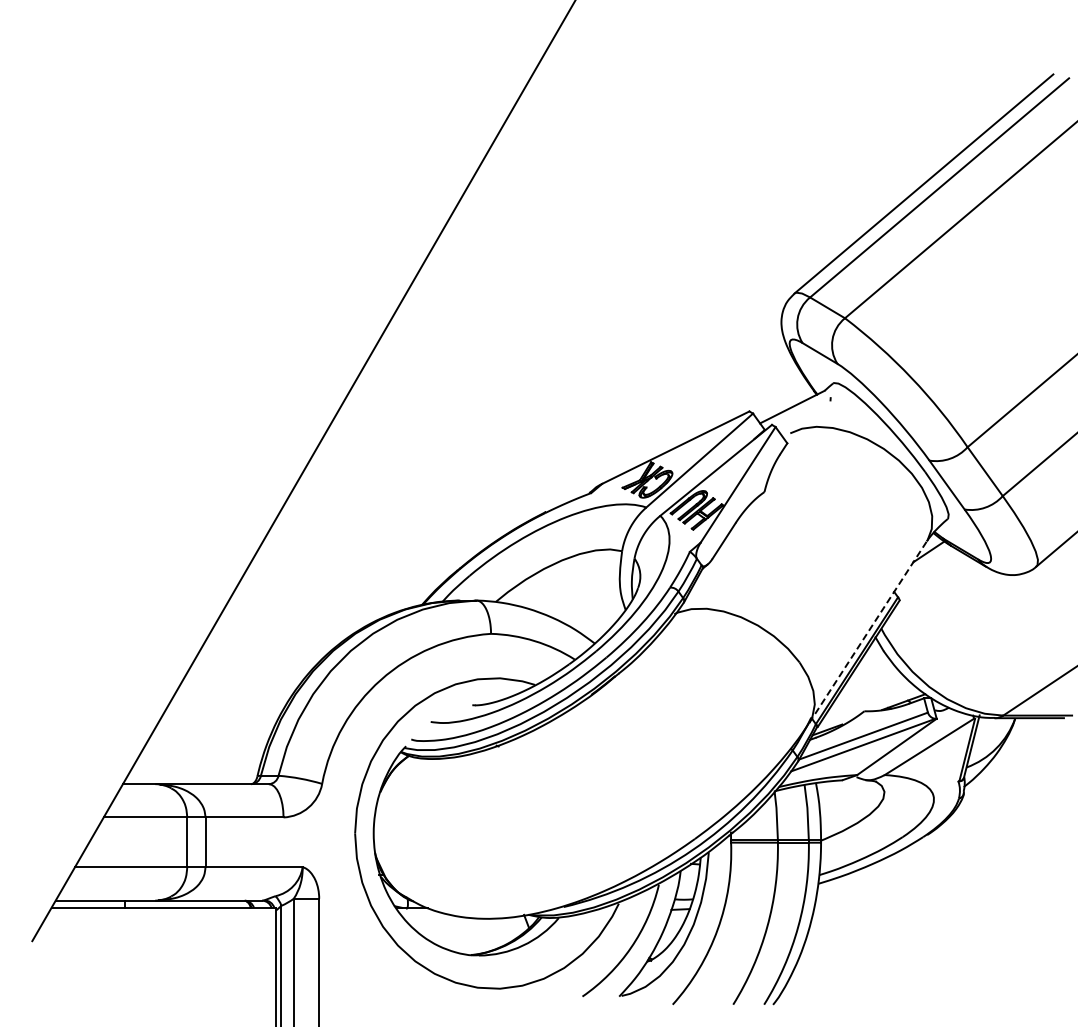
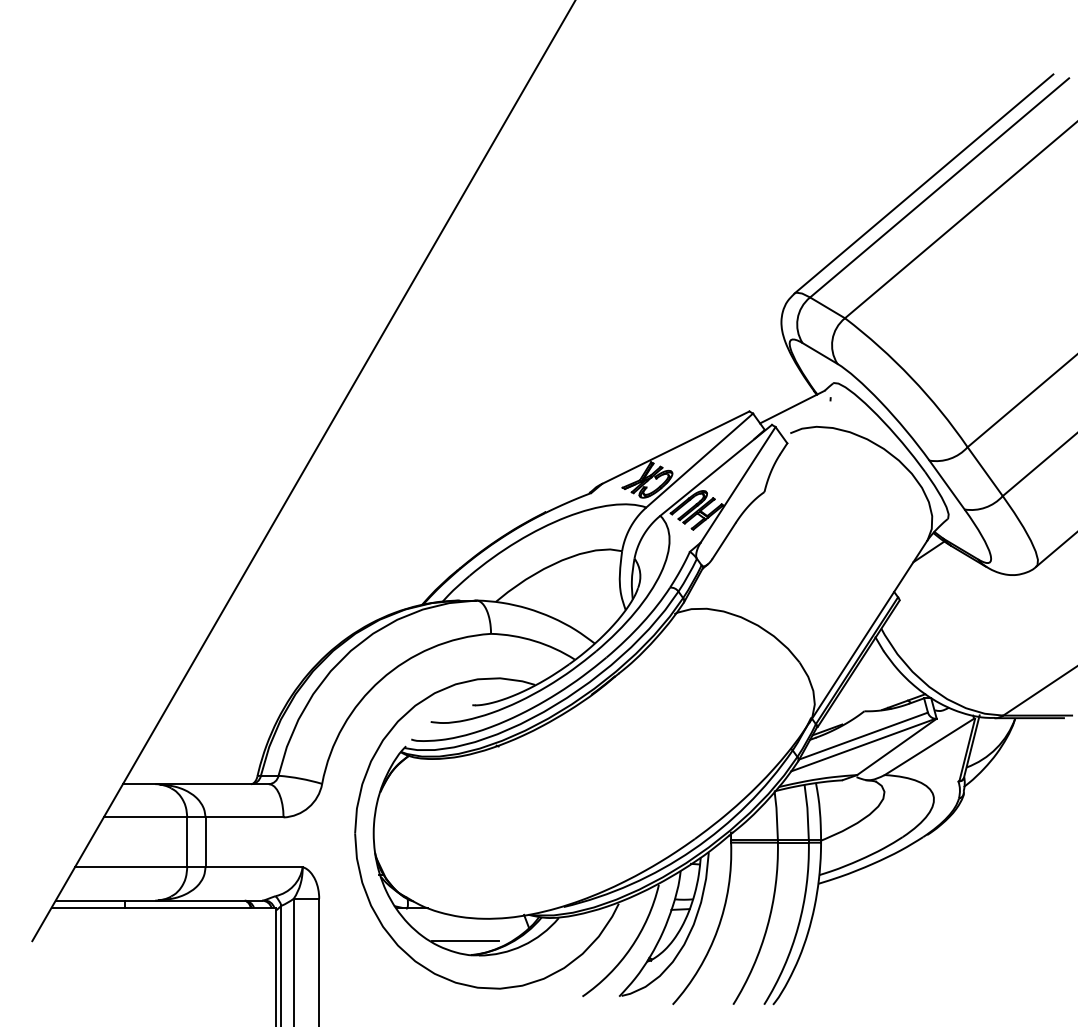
line: dashed -> solid (868, 631)
line: none -> present (464, 941)
